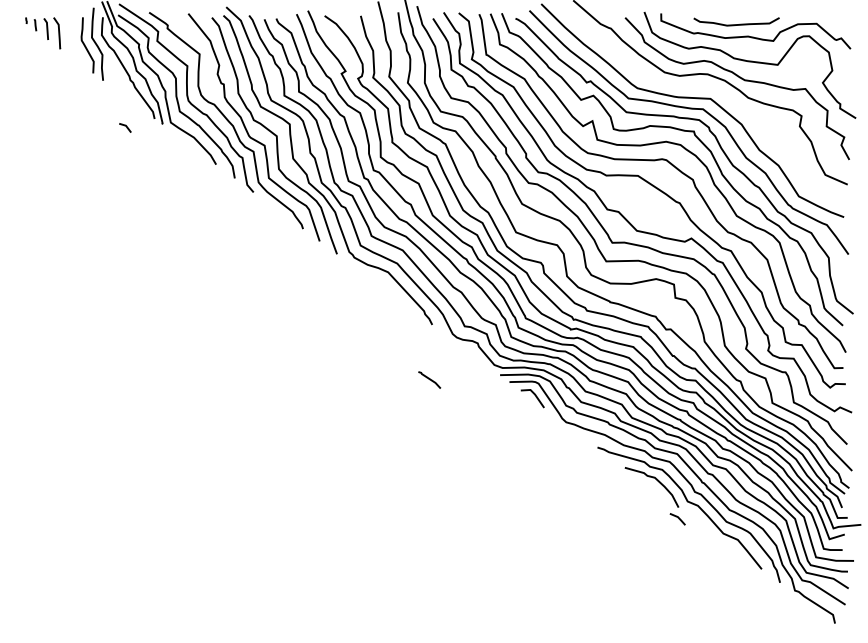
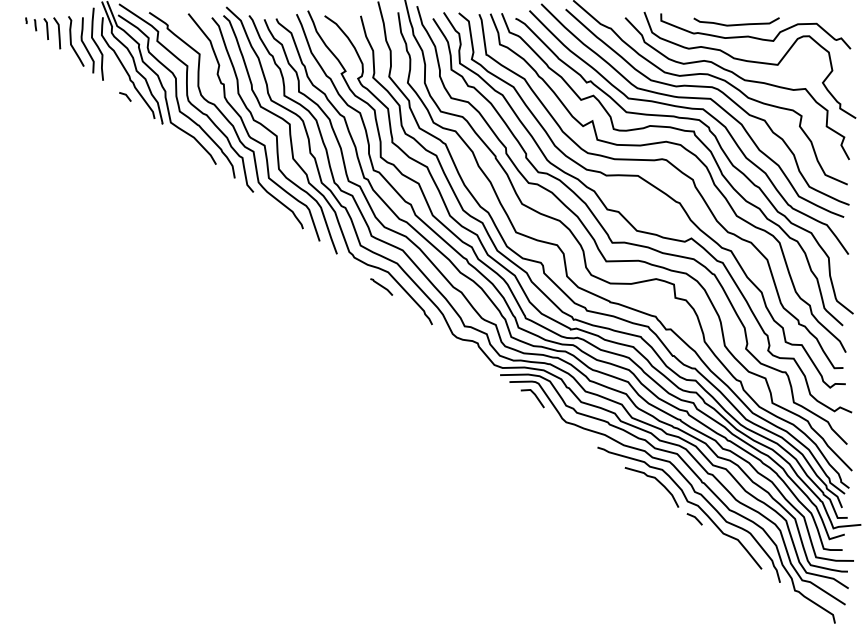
curve: none -> present (71, 41)
curve: none -> present (714, 89)
line position: (125, 126) -> (125, 95) (125, 95)
line position: (429, 379) -> (381, 286) (381, 286)
line position: (677, 518) -> (694, 518) (694, 518)
